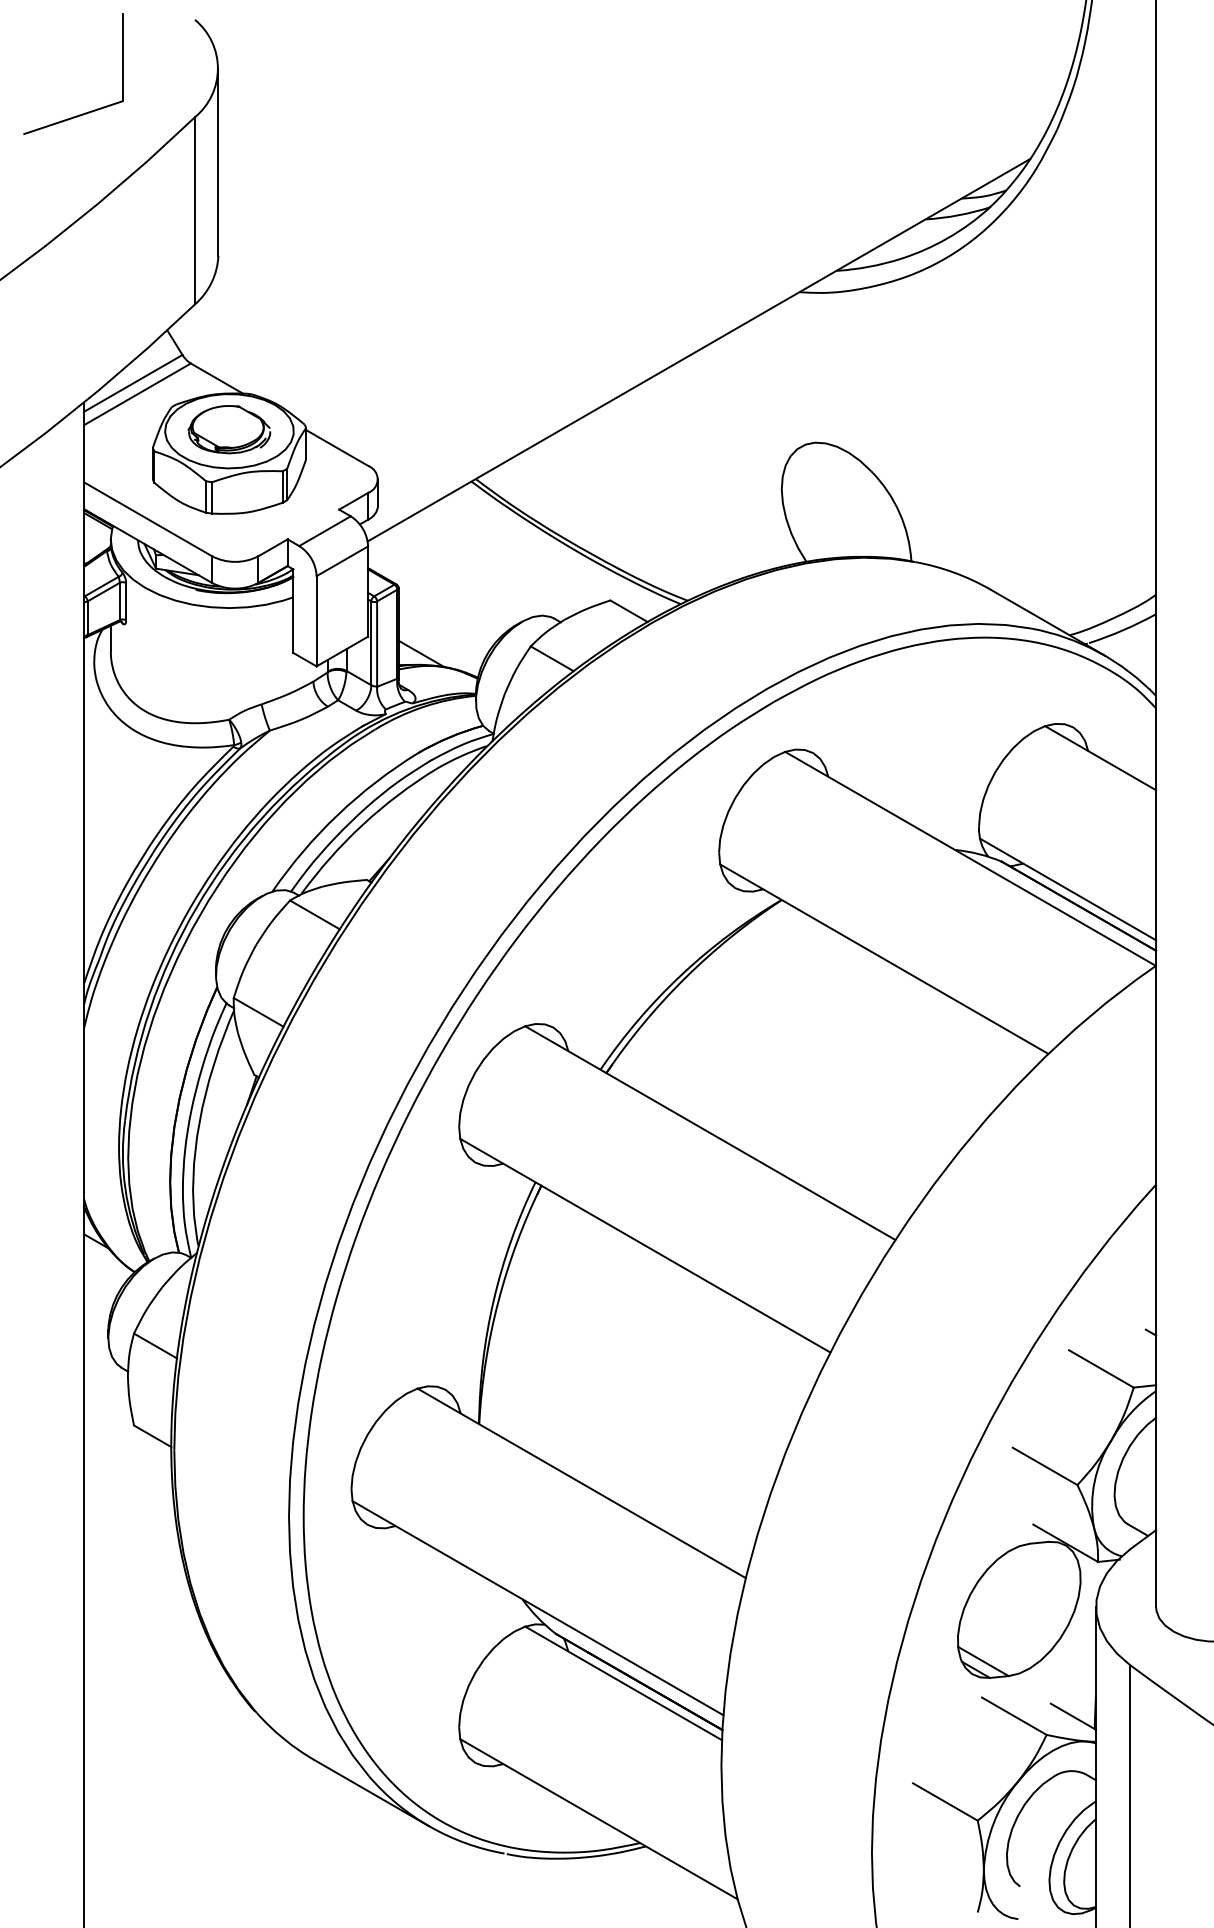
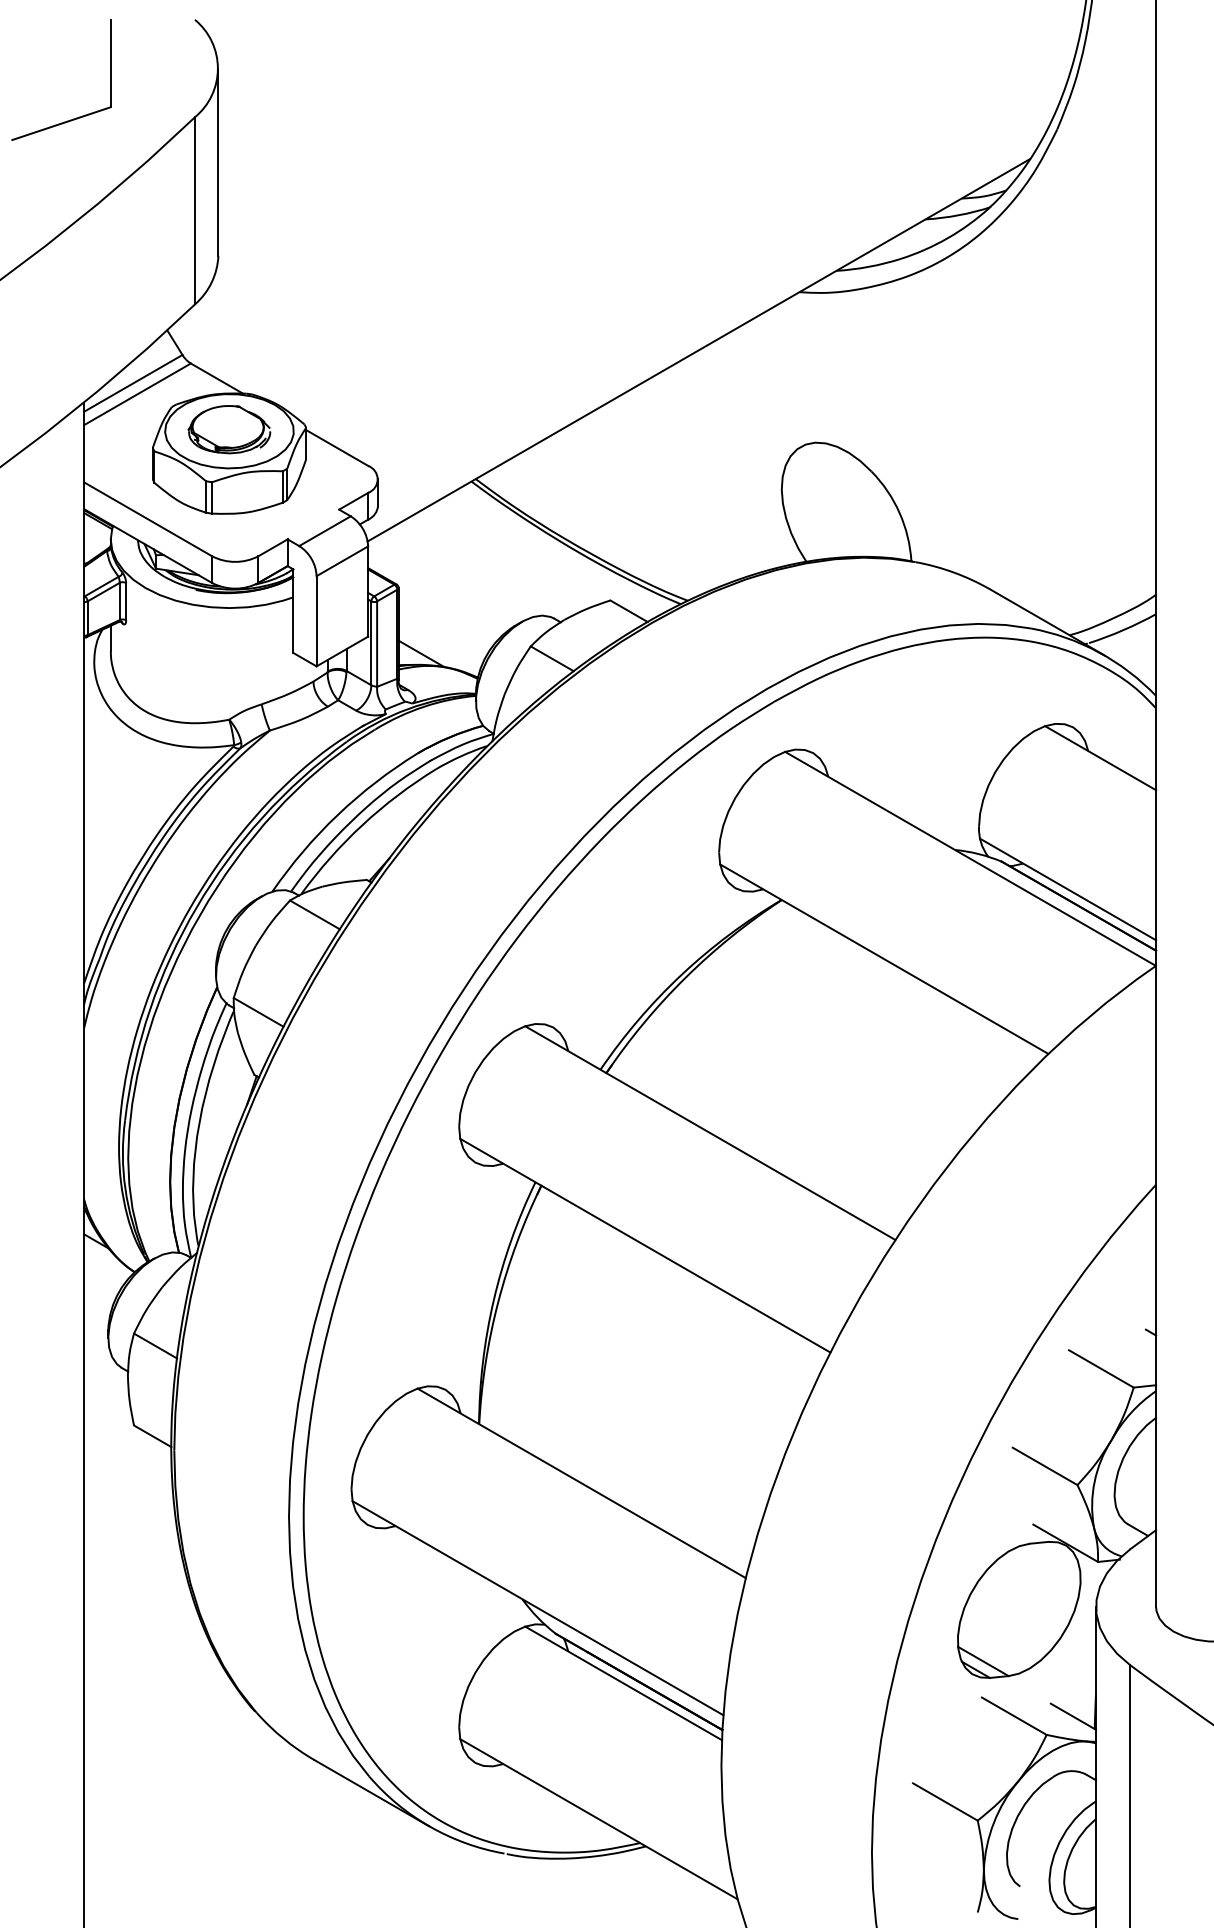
part position: (85, 112) -> (73, 118) (73, 118)
